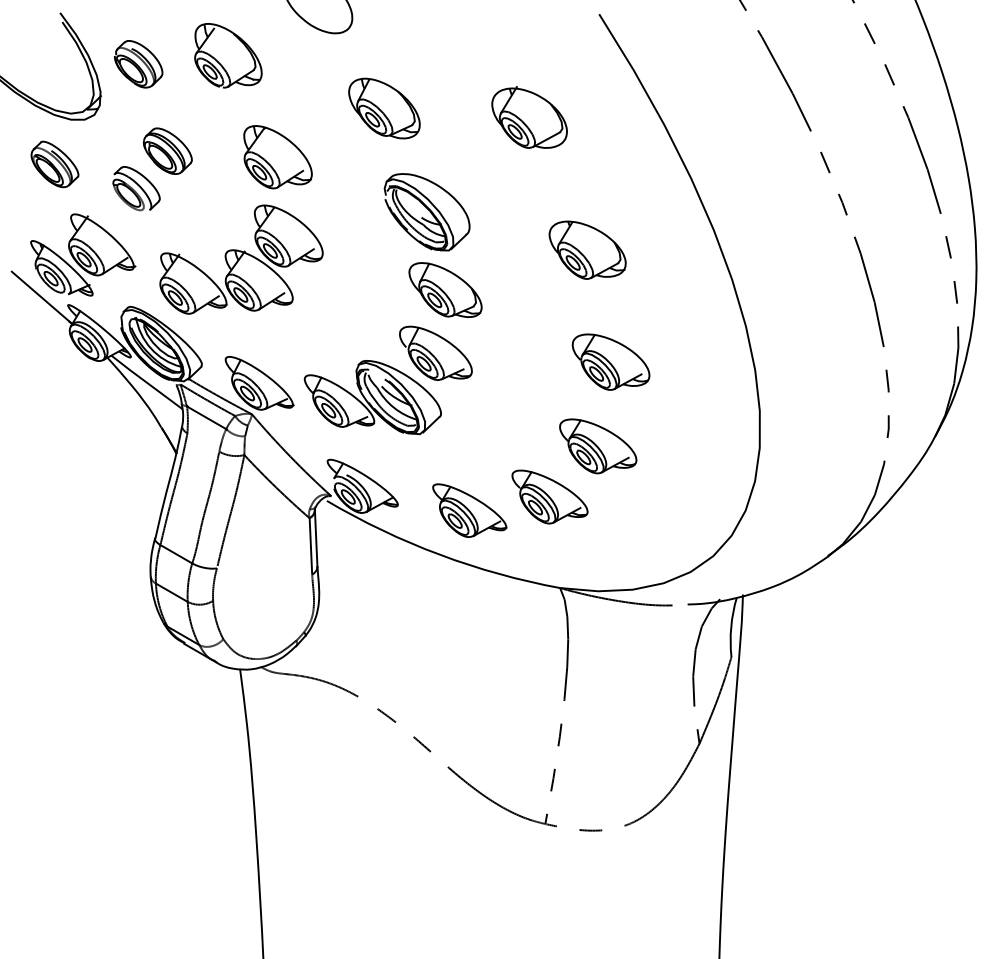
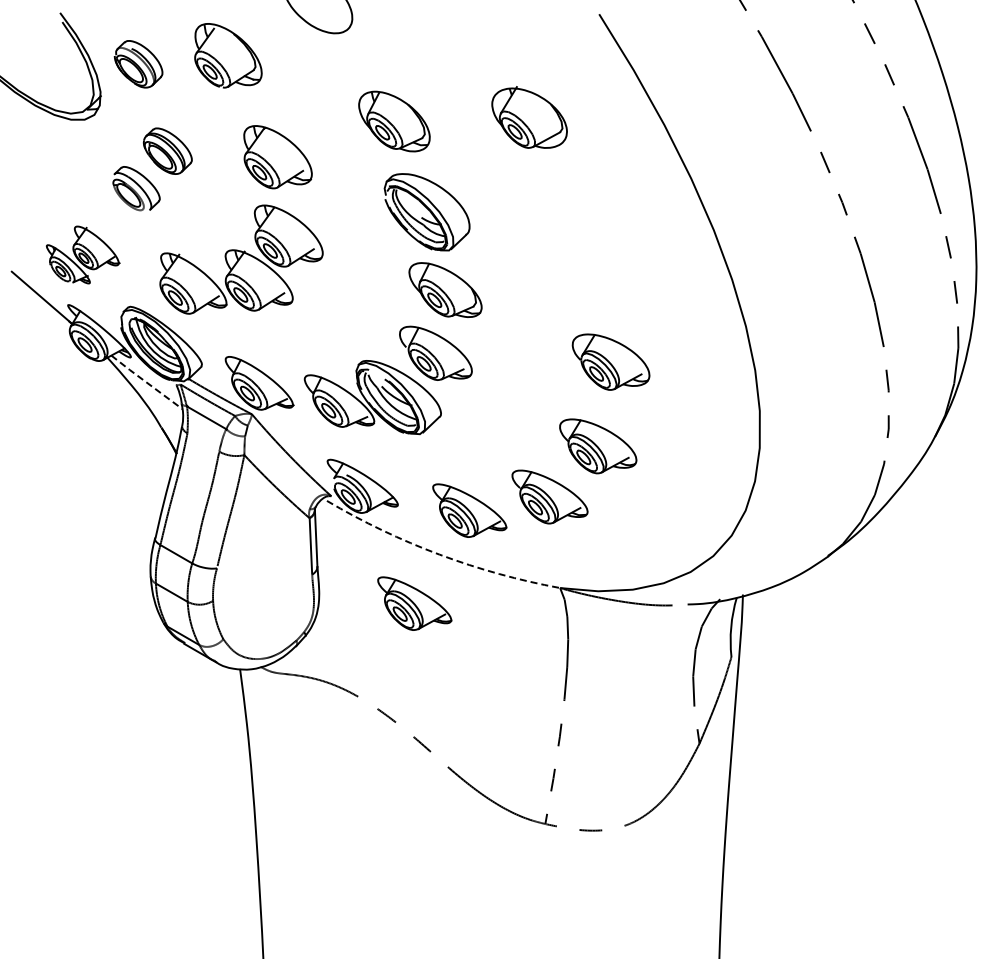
part position: (384, 108) -> (394, 121) (394, 121)
part: present -> none (54, 164)
part: present -> none (587, 249)
part size: 107x84 px -> 75x60 px (83, 254)
line: solid -> dashed (146, 382)
arc: solid -> dashed (439, 554)
part: none -> present (414, 603)
